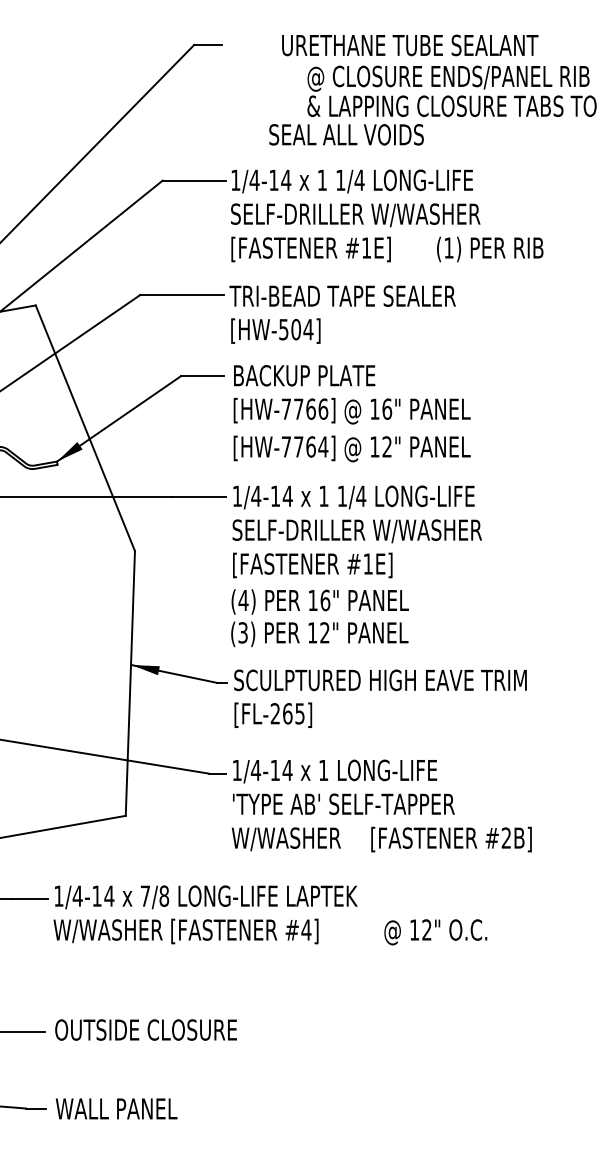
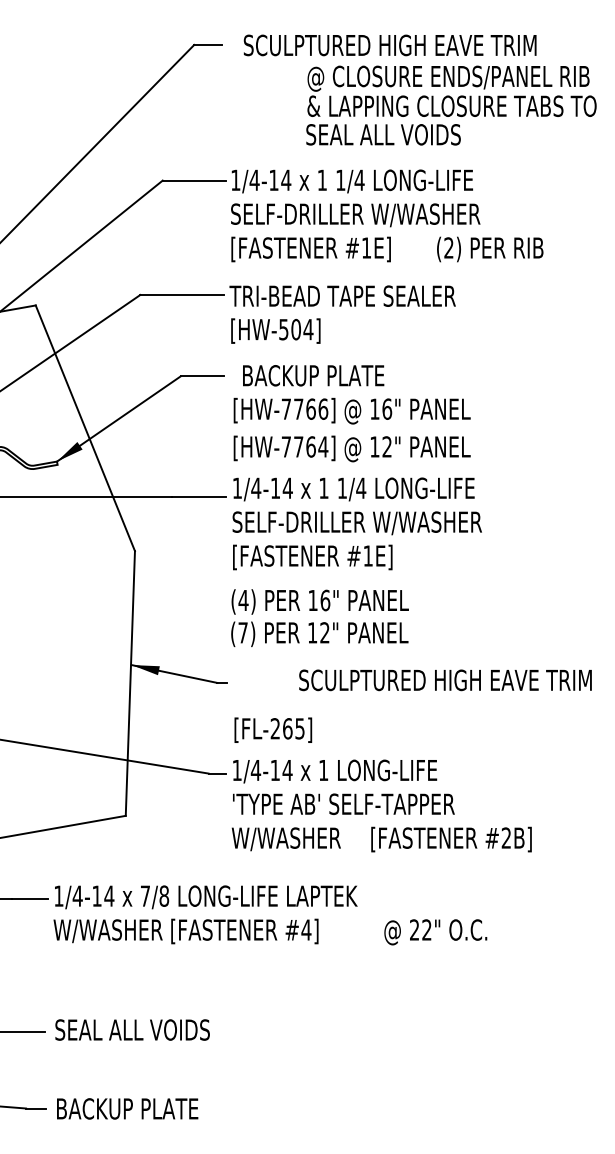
text: URETHANE TUBE SEALANT -> SCULPTURED HIGH EAVE TRIM (390, 45)
text position: (346, 134) -> (383, 134) (383, 134)
text: (1) -> (2) (448, 247)
text position: (304, 375) -> (313, 375) (313, 375)
text position: (356, 531) -> (356, 523) (356, 523)
text: (3) -> (7) (242, 632)
text position: (380, 680) -> (445, 680) (445, 680)
text position: (273, 714) -> (273, 729) (273, 729)
text: 12" -> 22" (414, 929)
text: OUTSIDE CLOSURE -> SEAL ALL VOIDS (145, 1029)
text: WALL PANEL -> BACKUP PLATE (126, 1108)
